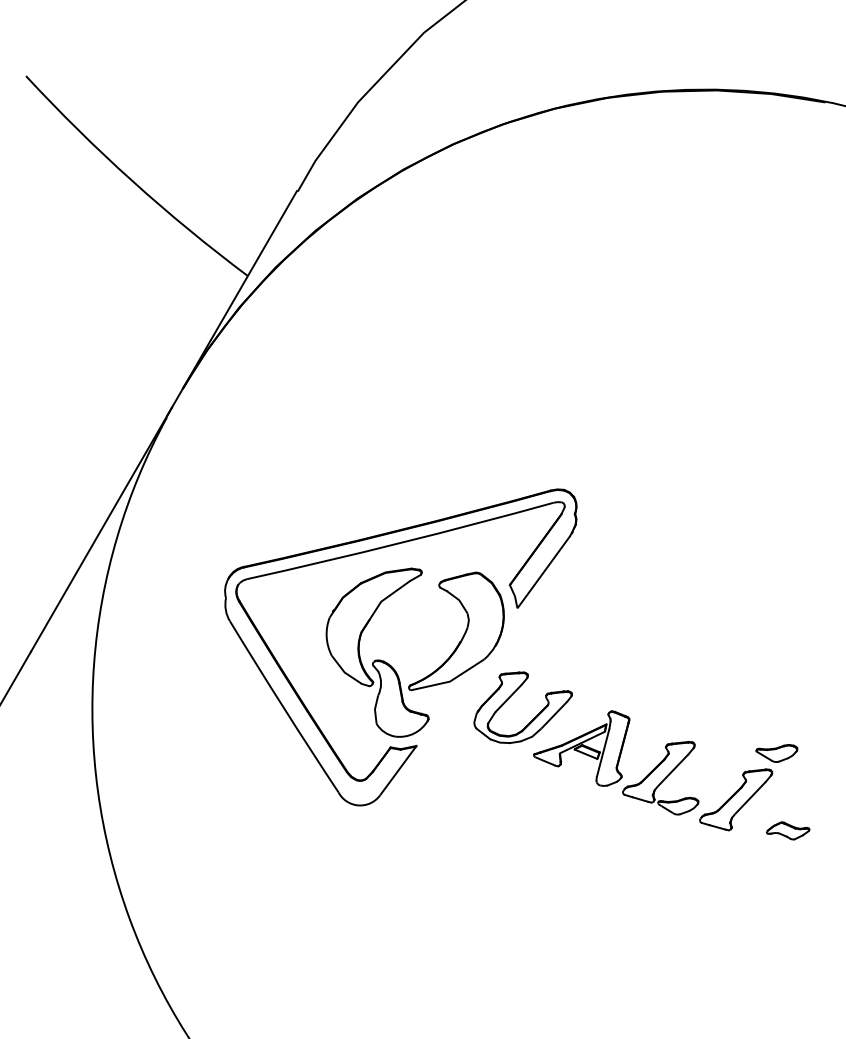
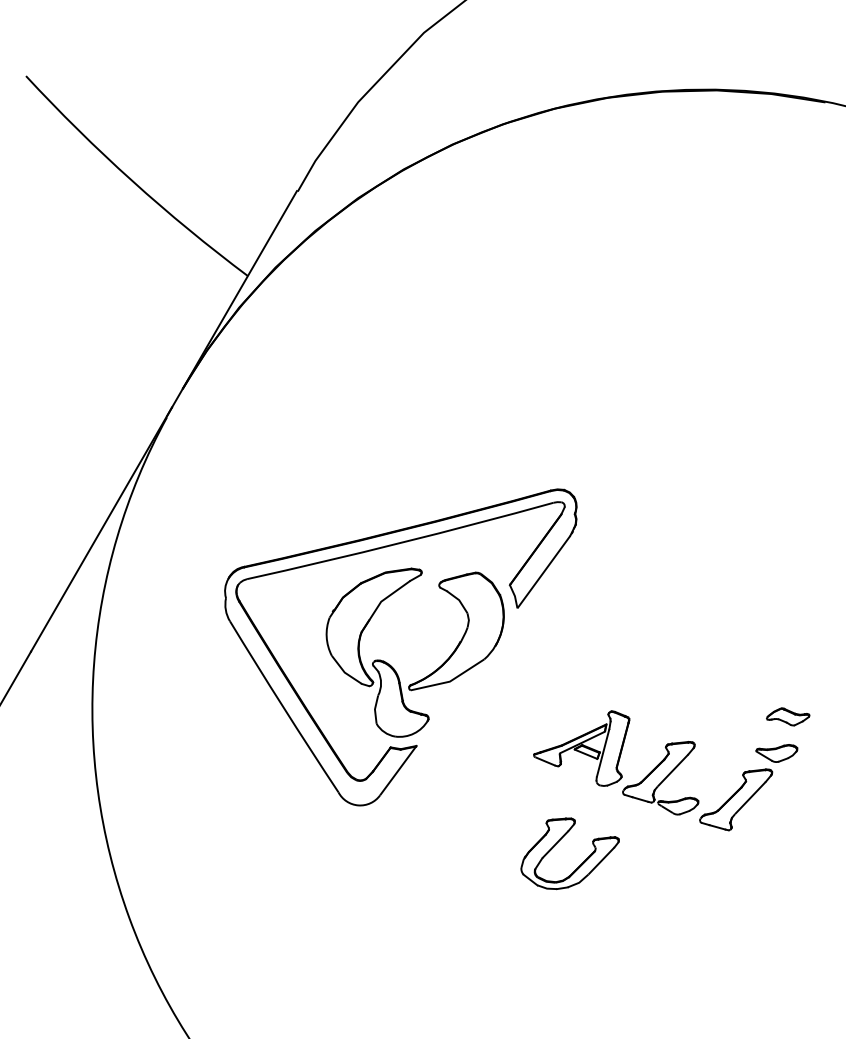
part position: (511, 696) -> (558, 842) (558, 842)
part position: (788, 830) -> (788, 716) (788, 716)
